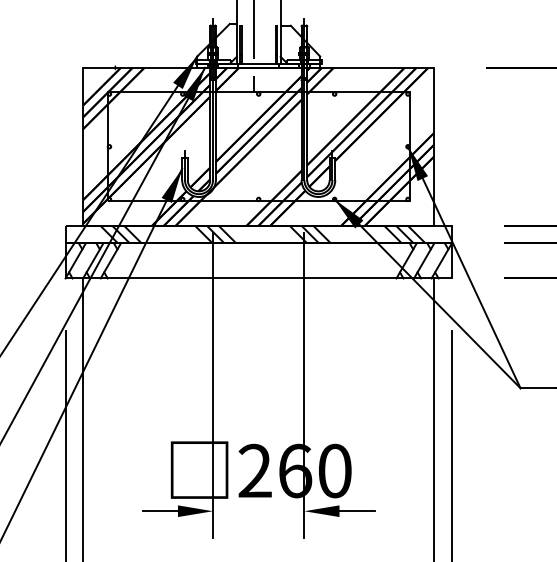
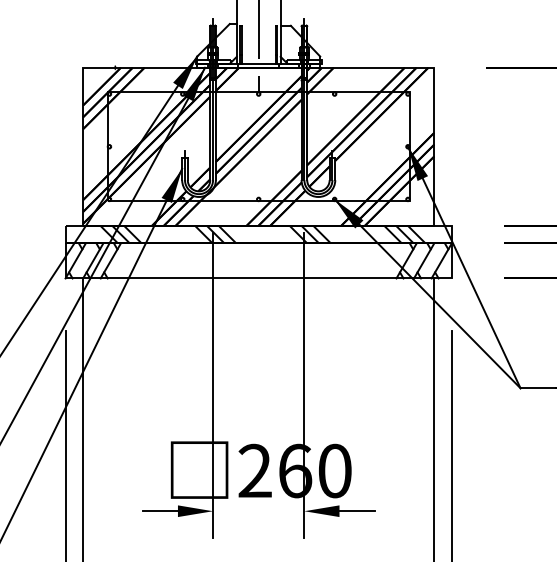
line position: (253, 47) -> (258, 47) (258, 47)
